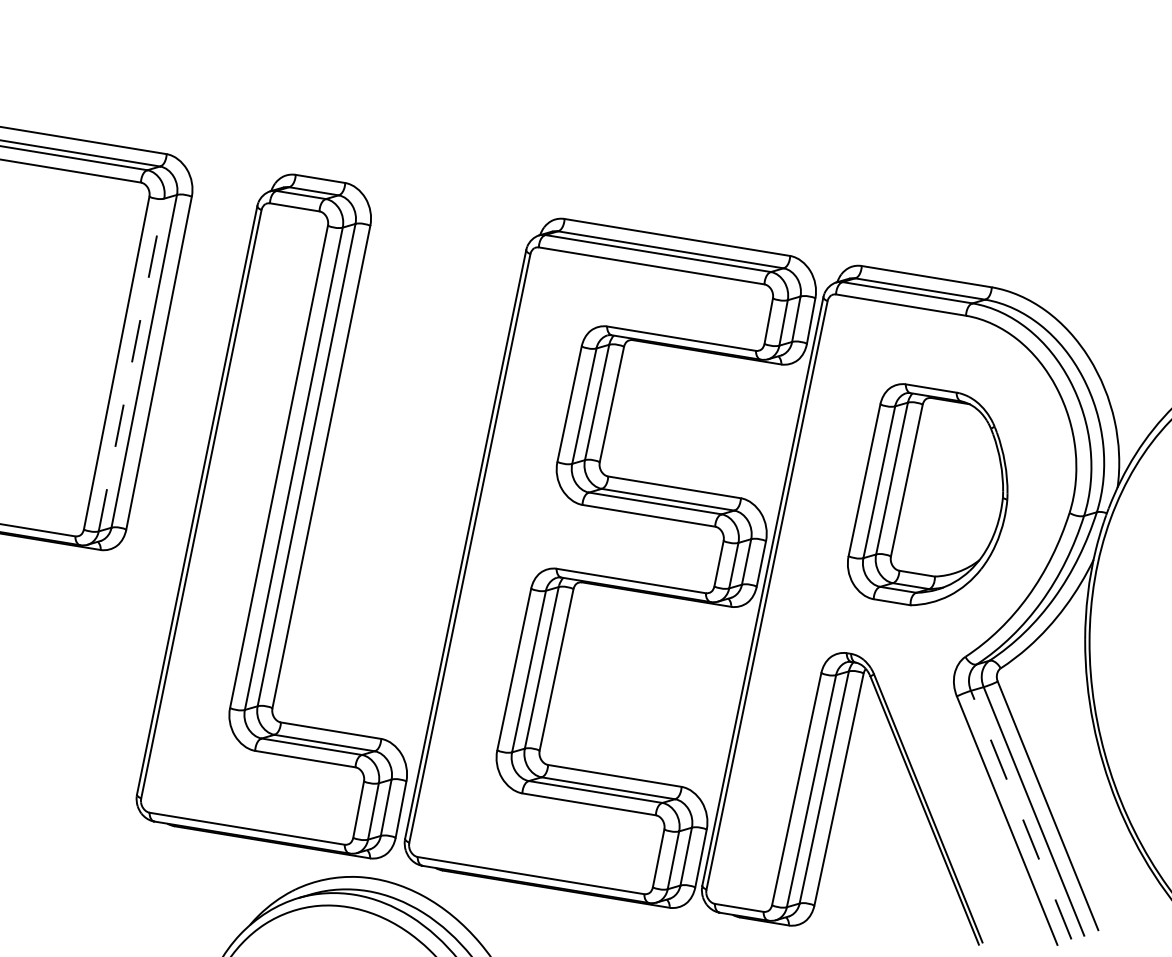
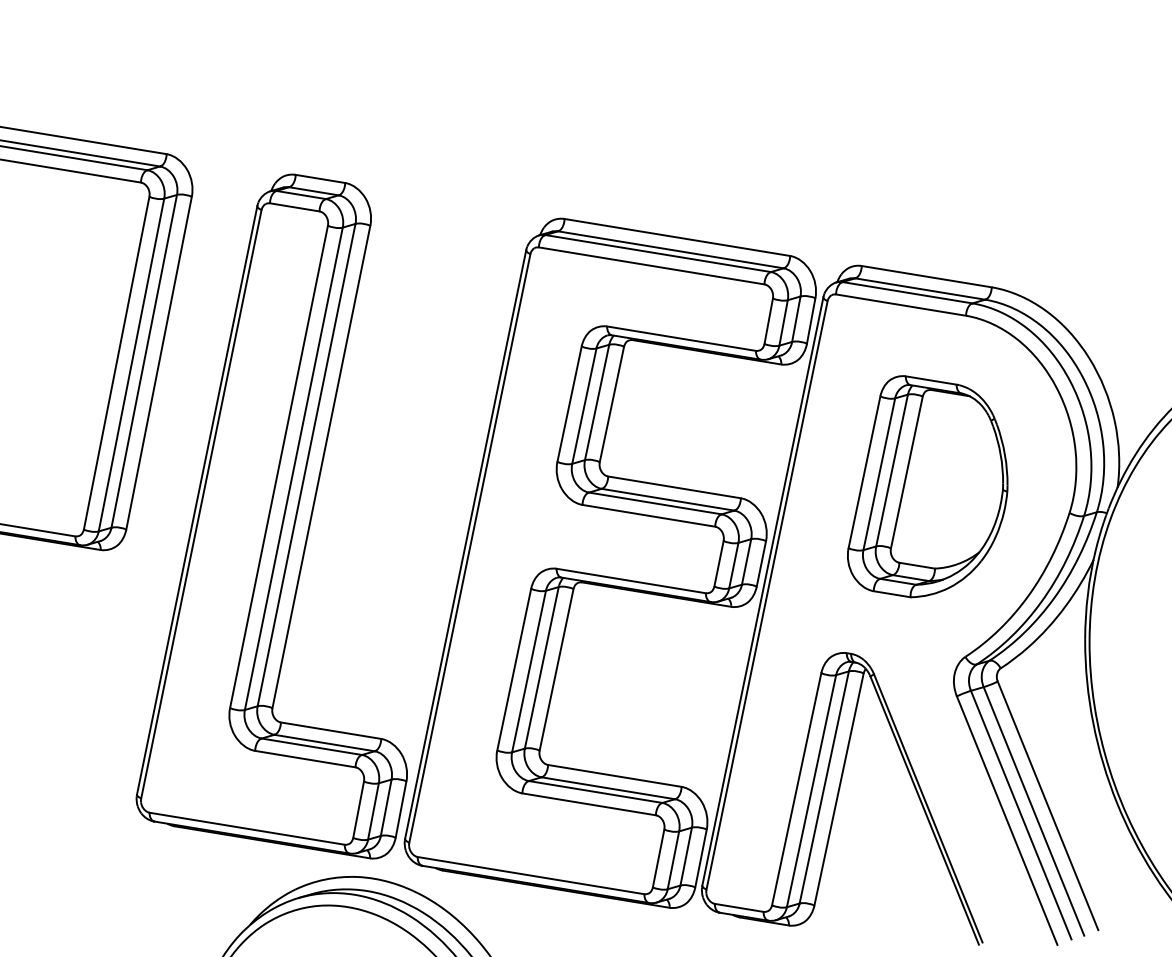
line: dashed -> solid (131, 365)
part position: (927, 494) -> (927, 486) (927, 486)
line: dashed -> solid (1021, 814)
